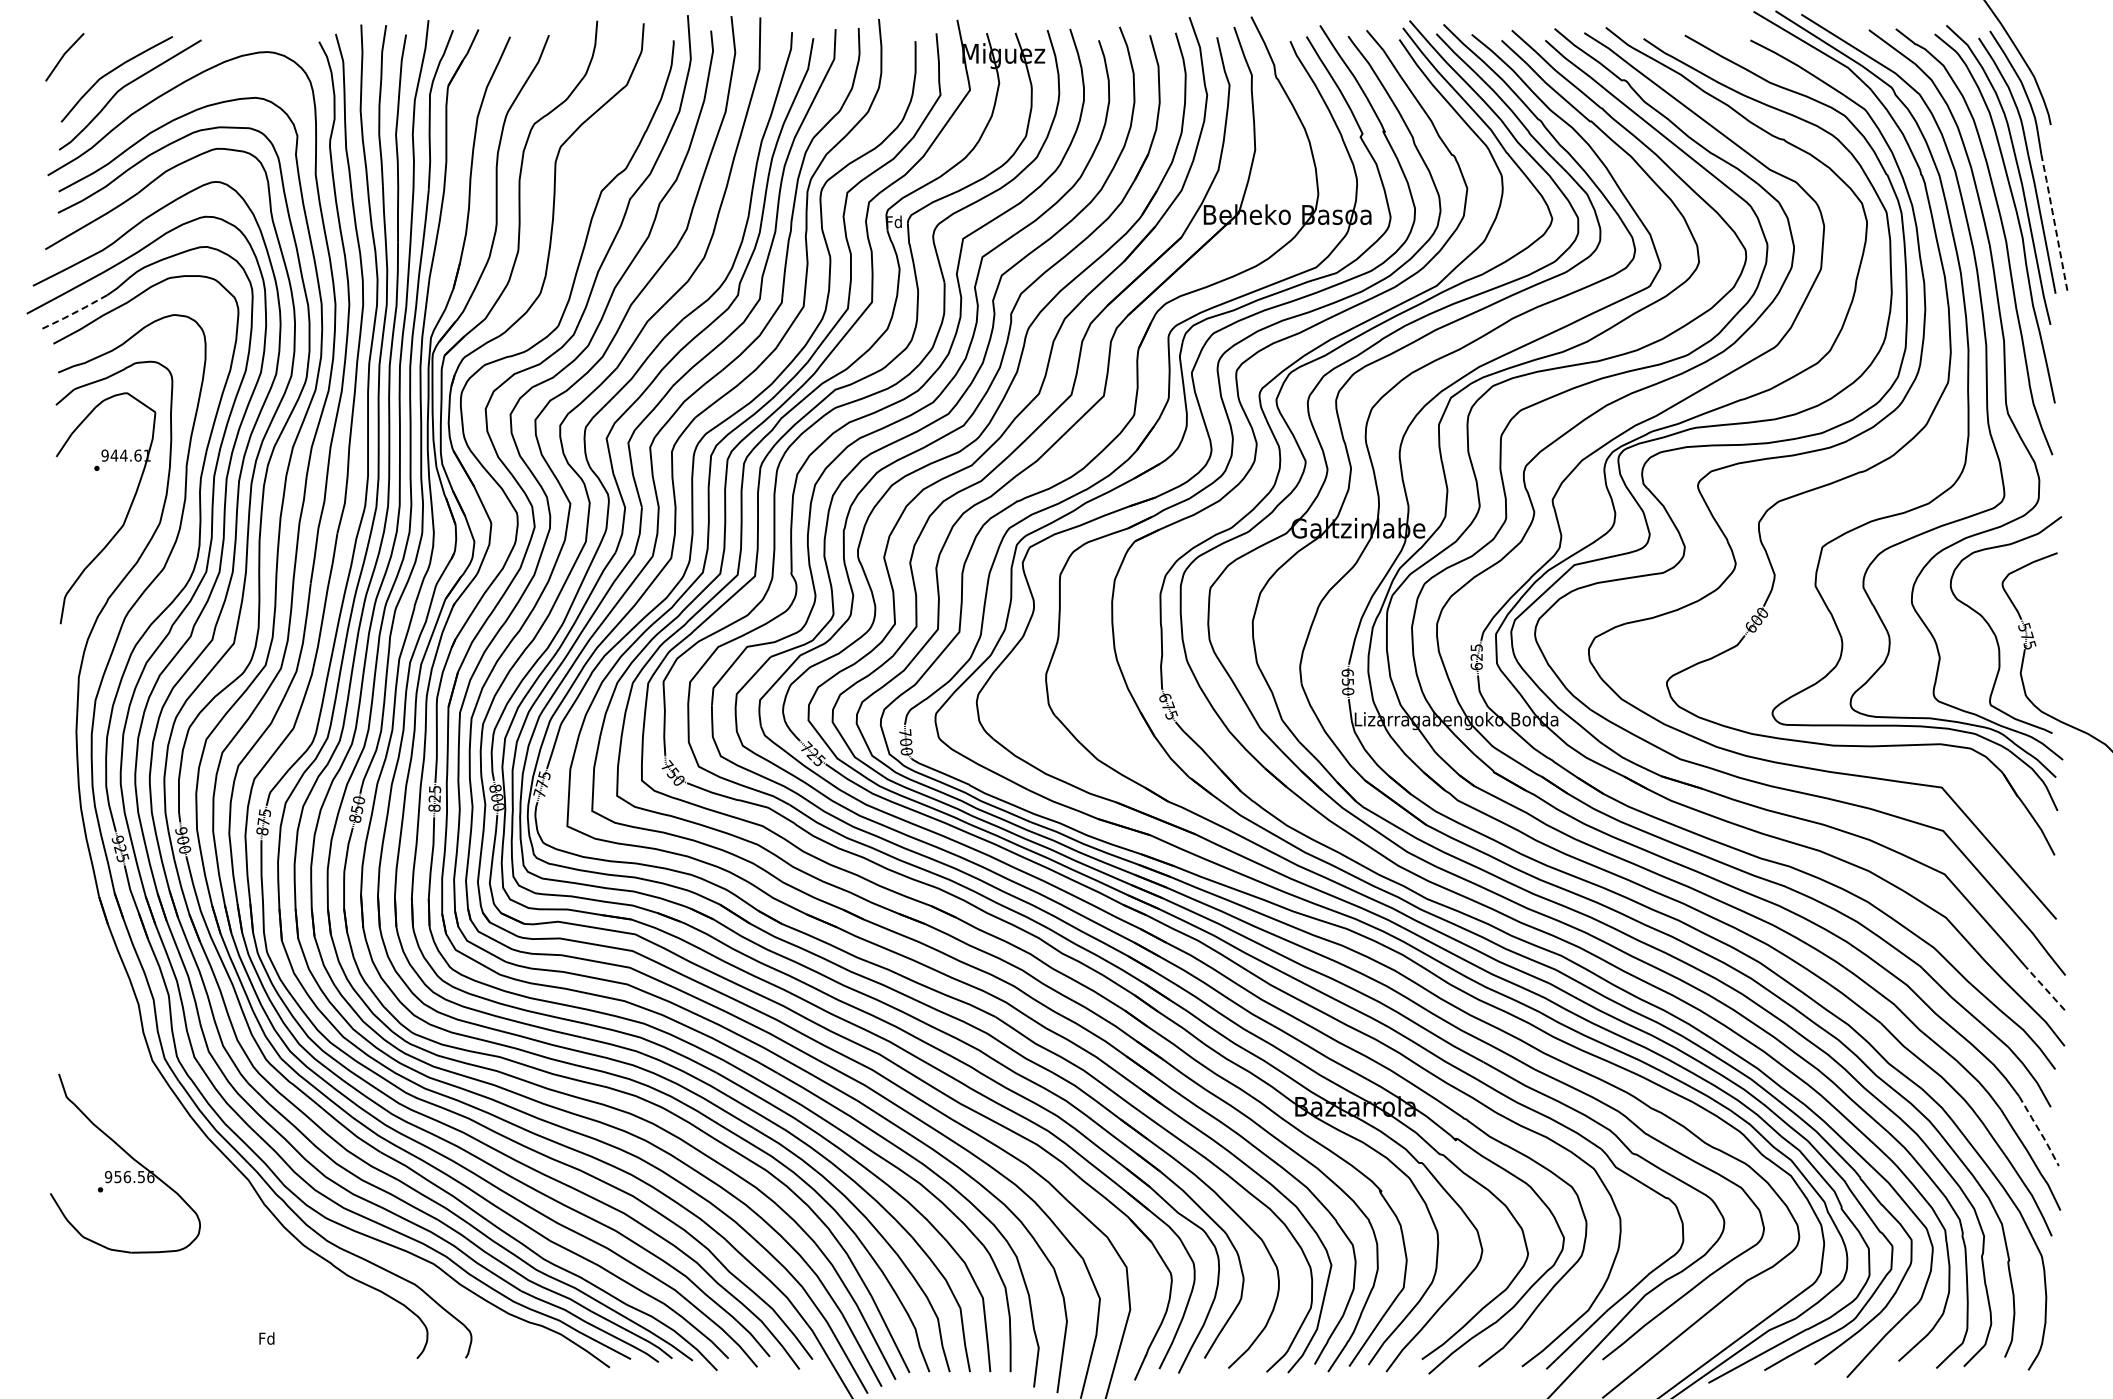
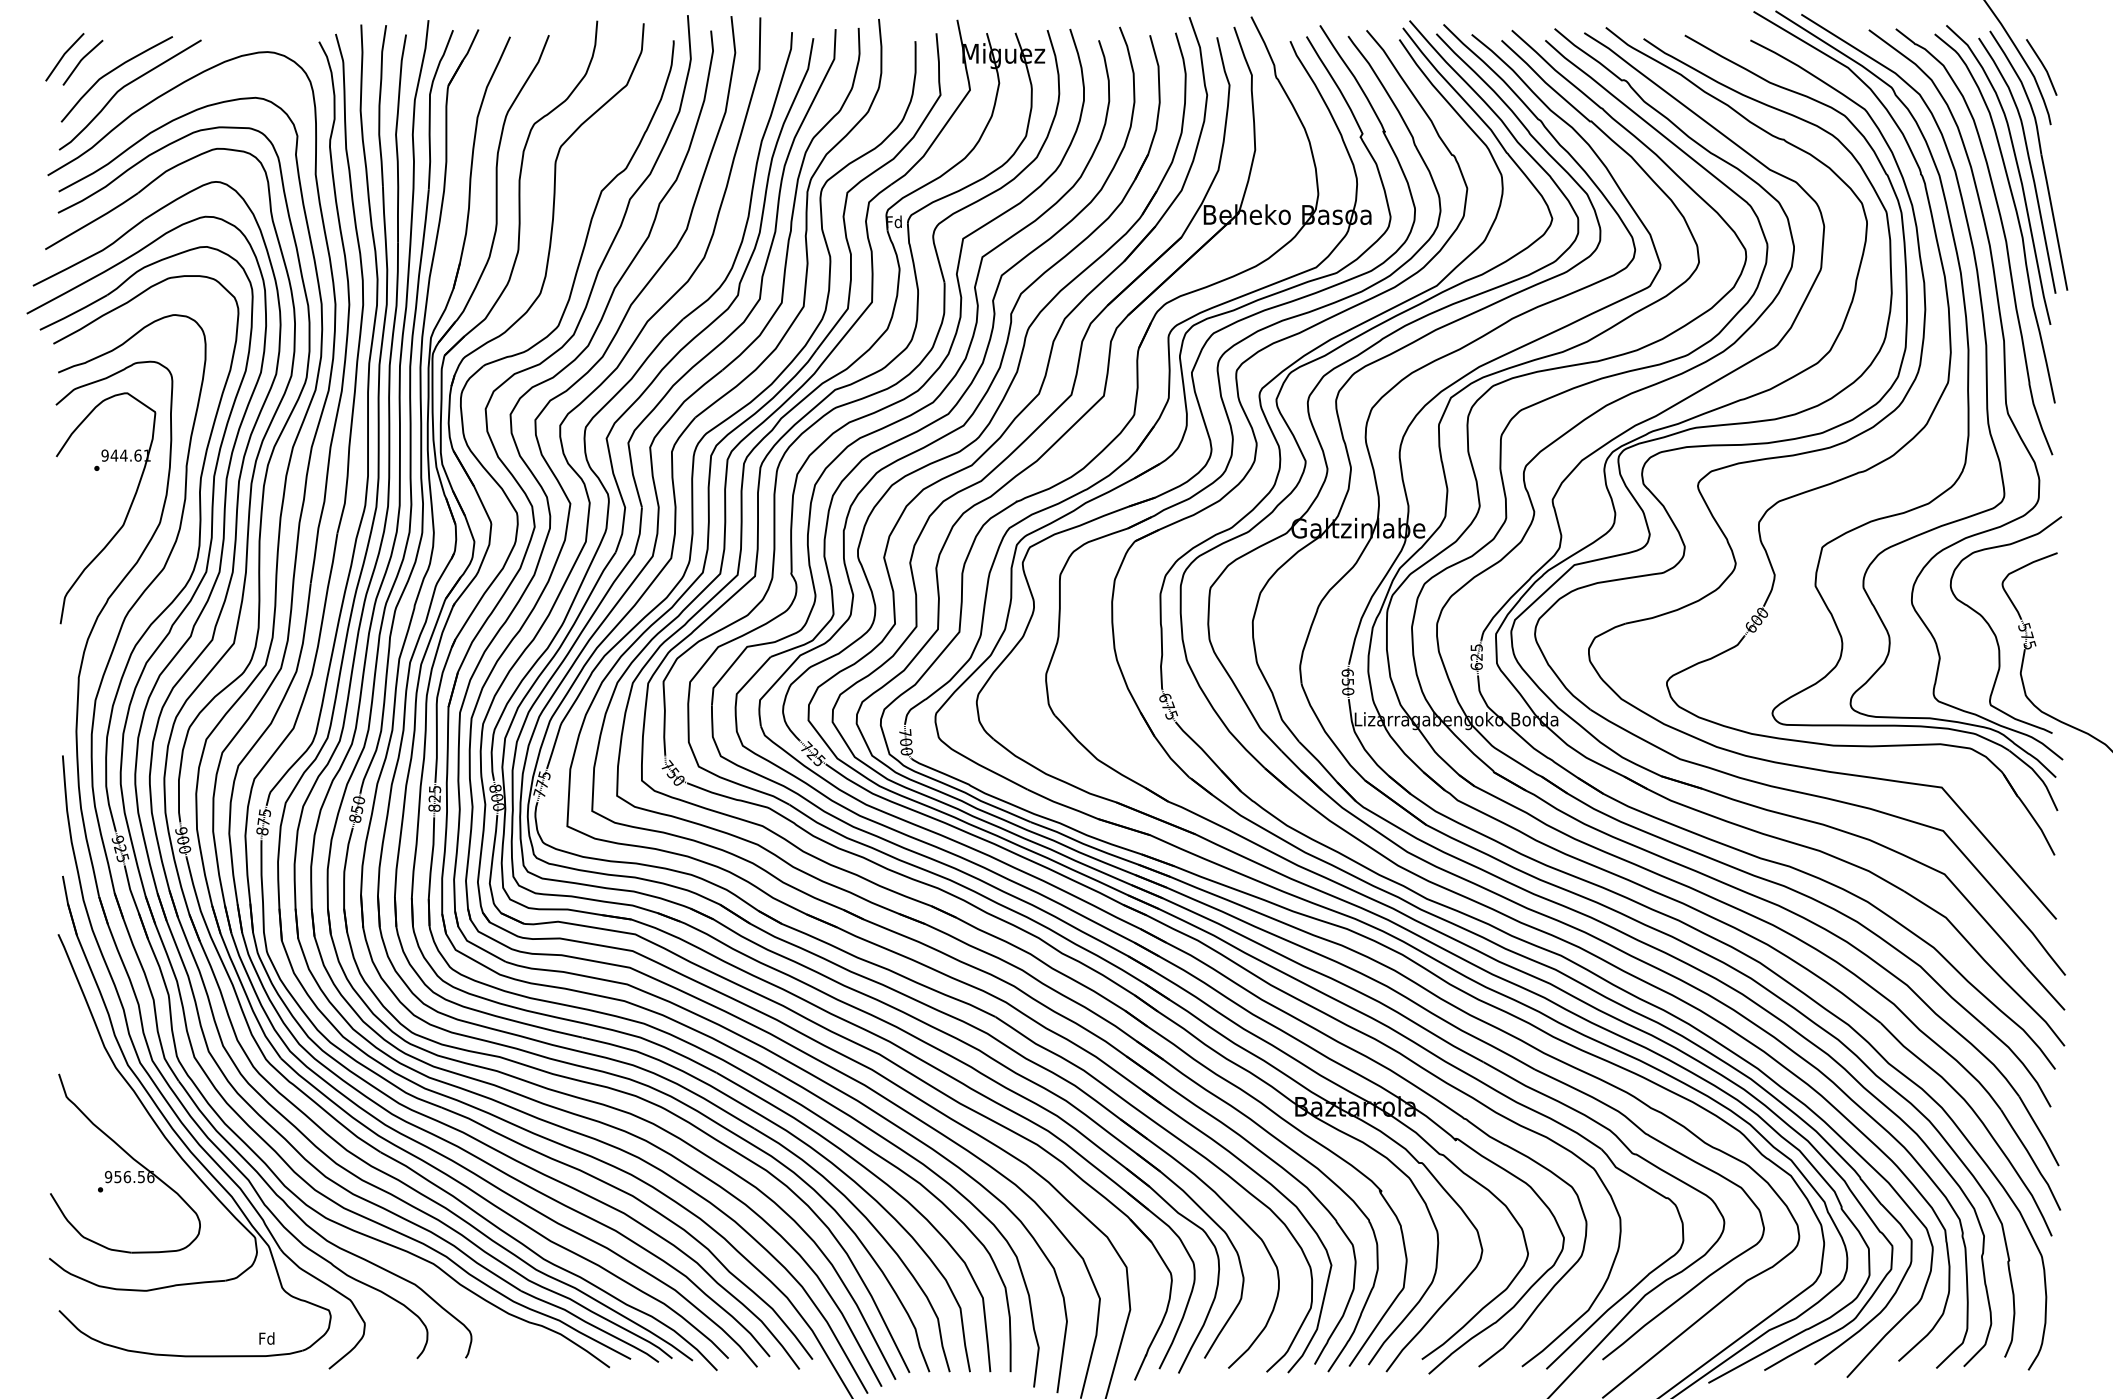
line: none -> present (81, 61)
line: none -> present (2042, 66)
line: dashed -> solid (2054, 221)
line: dashed -> solid (73, 313)
line: dashed -> solid (2044, 987)
part: none -> present (163, 1094)
line: dashed -> solid (2039, 1131)
